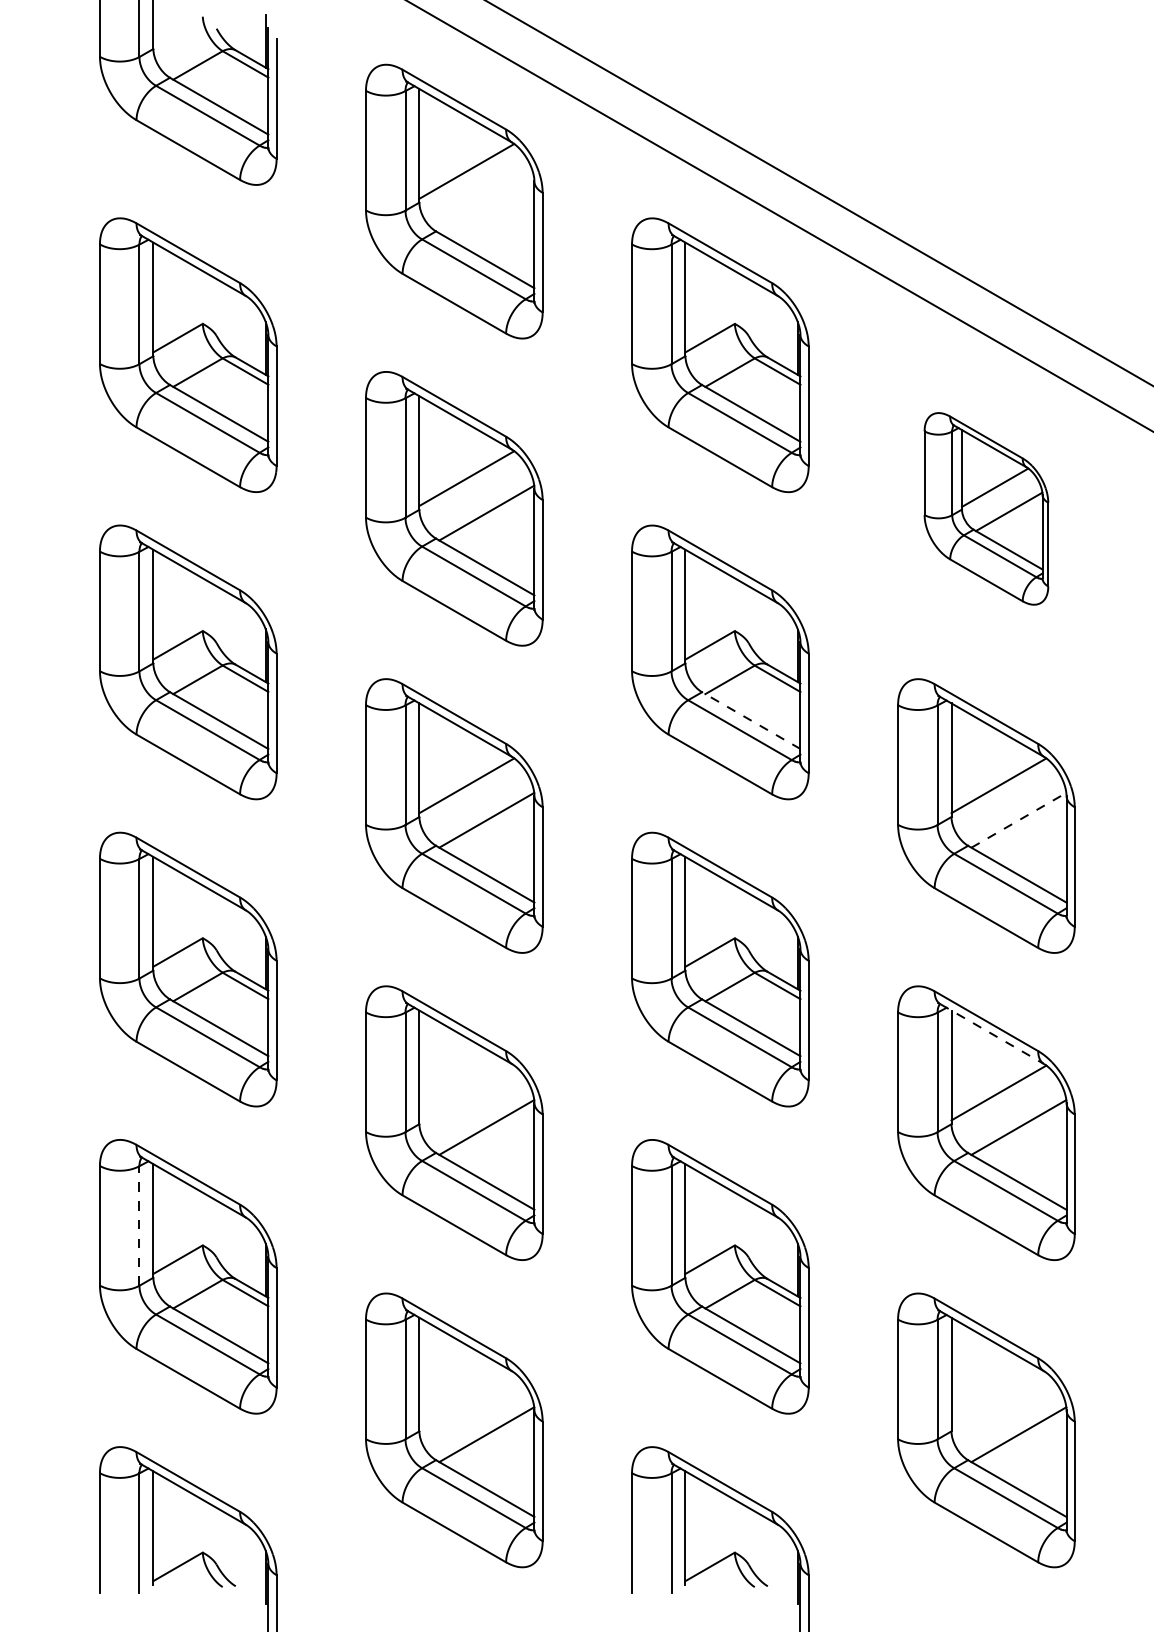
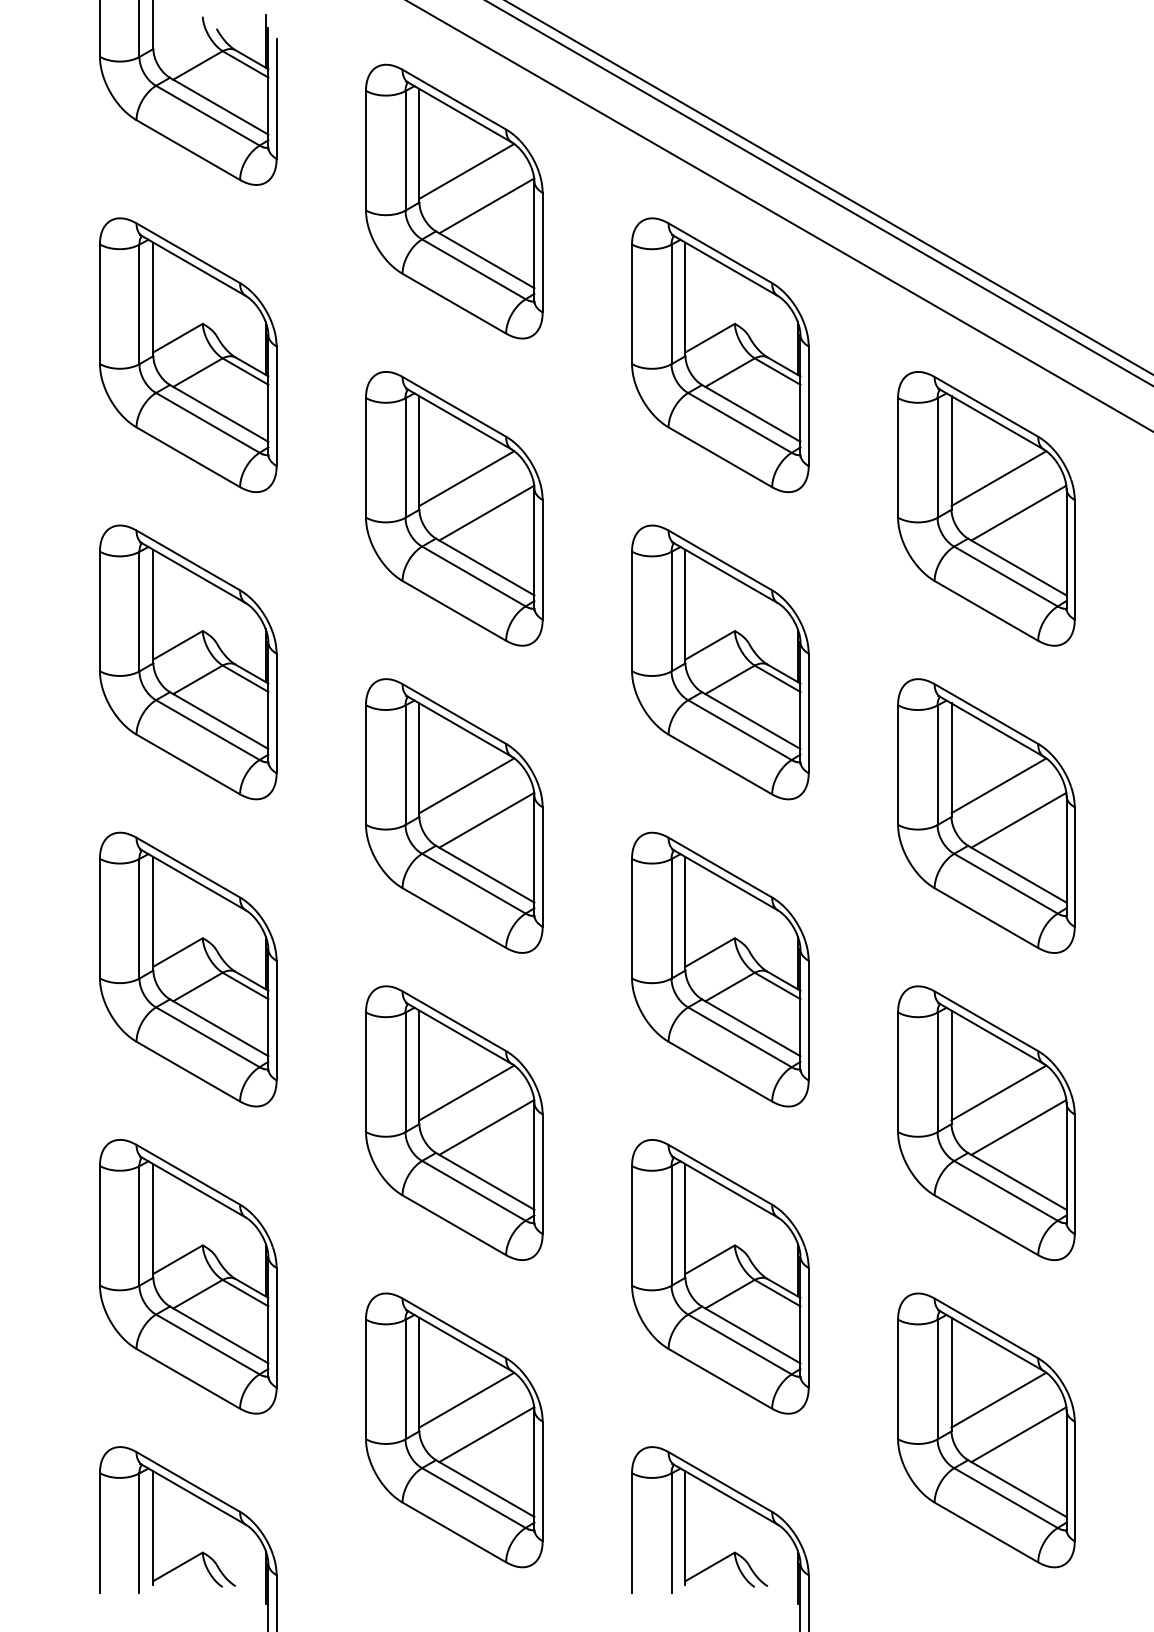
line: none -> present (828, 187)
line: none -> present (486, 205)
part size: 127x194 px -> 179x276 px (986, 508)
line: dashed -> solid (751, 720)
line: dashed -> solid (1018, 820)
line: dashed -> solid (992, 1034)
line: none -> present (466, 1092)
line: dashed -> solid (139, 1225)
line: none -> present (466, 1399)
line: none -> present (998, 1399)
